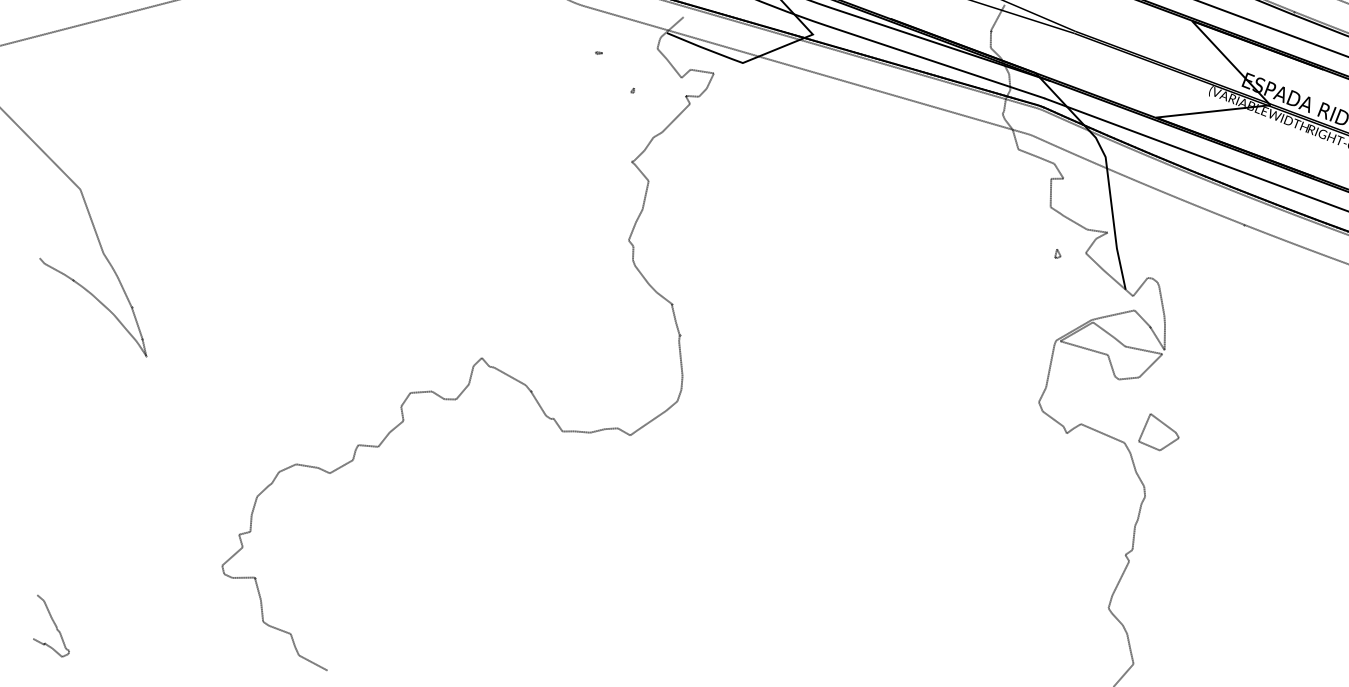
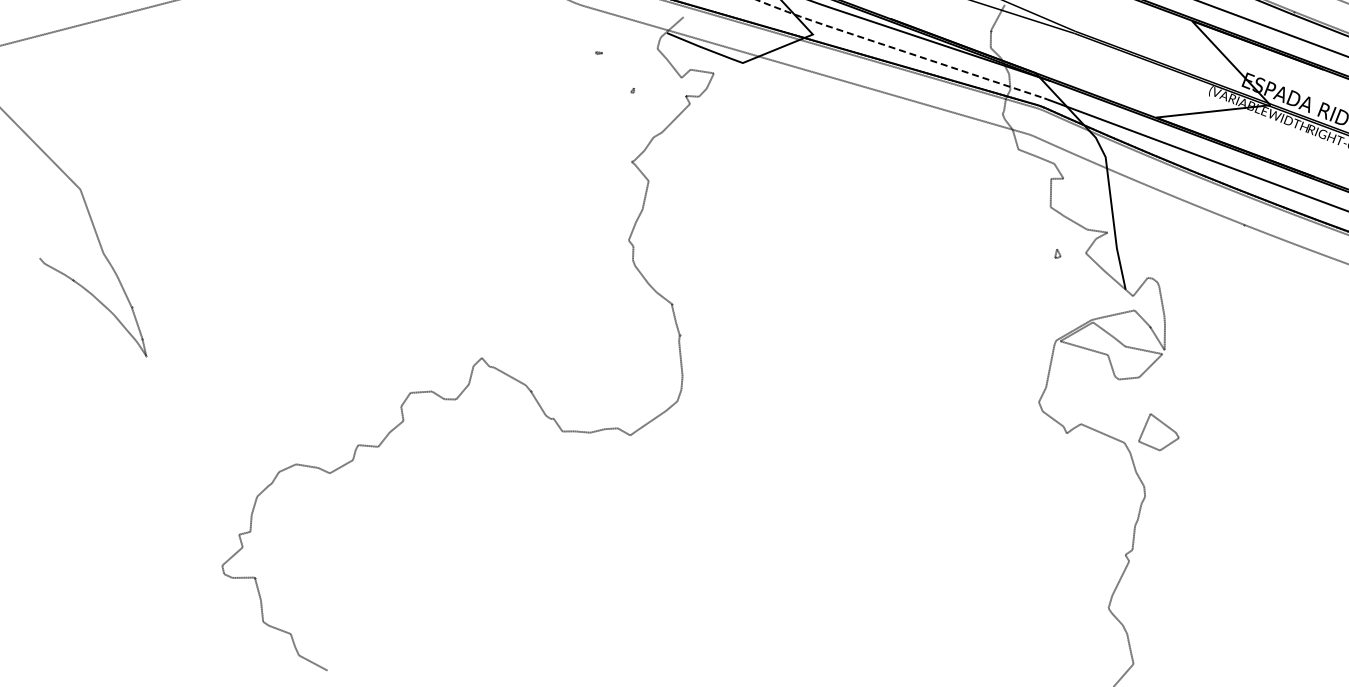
line: solid -> dashed (899, 49)
curve: present -> none (53, 623)
